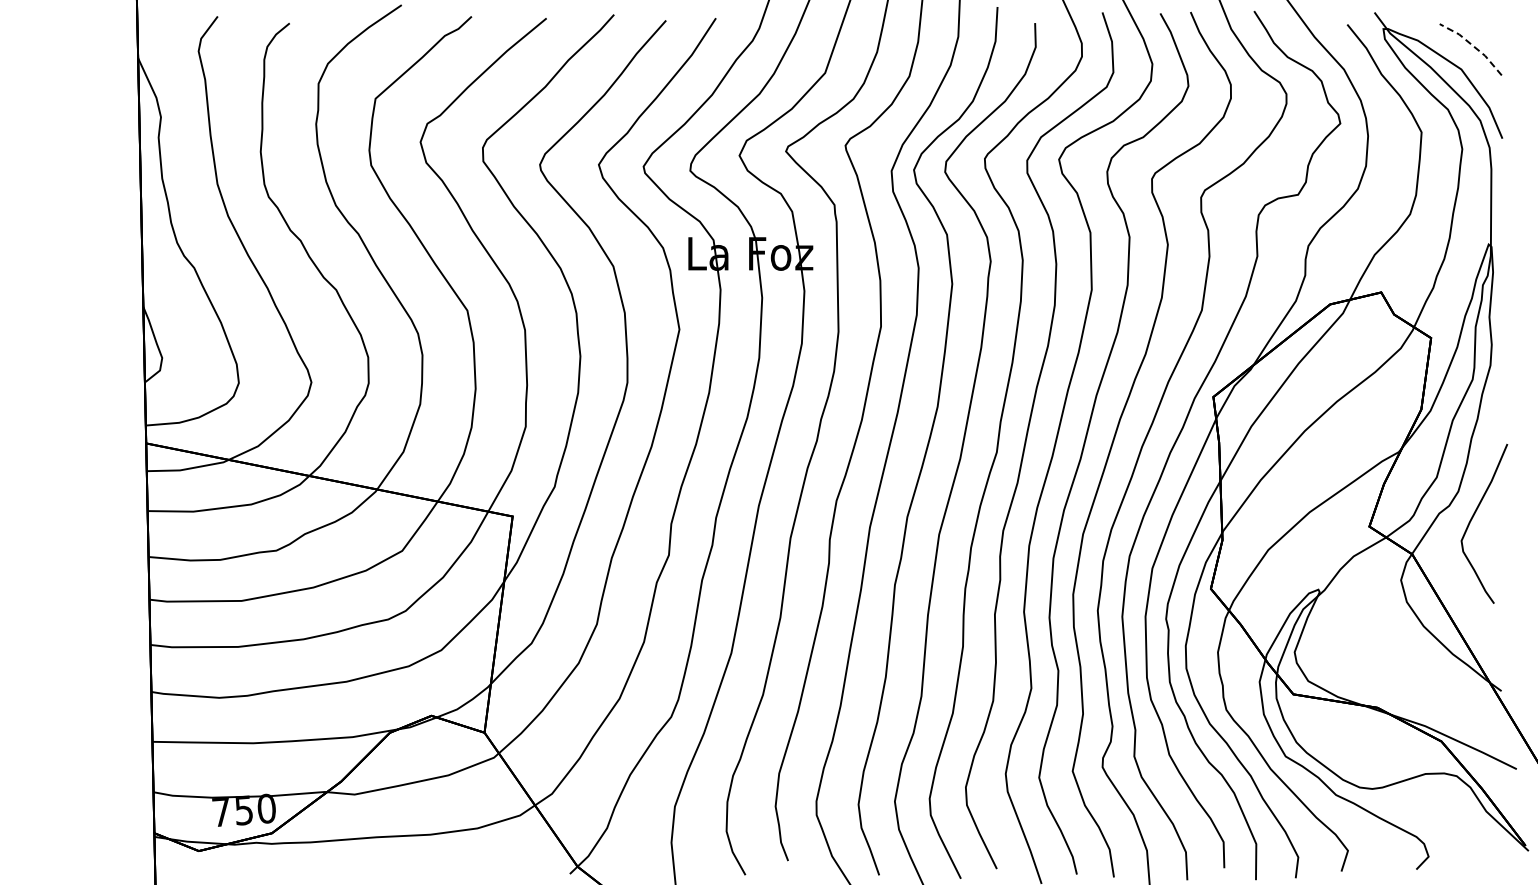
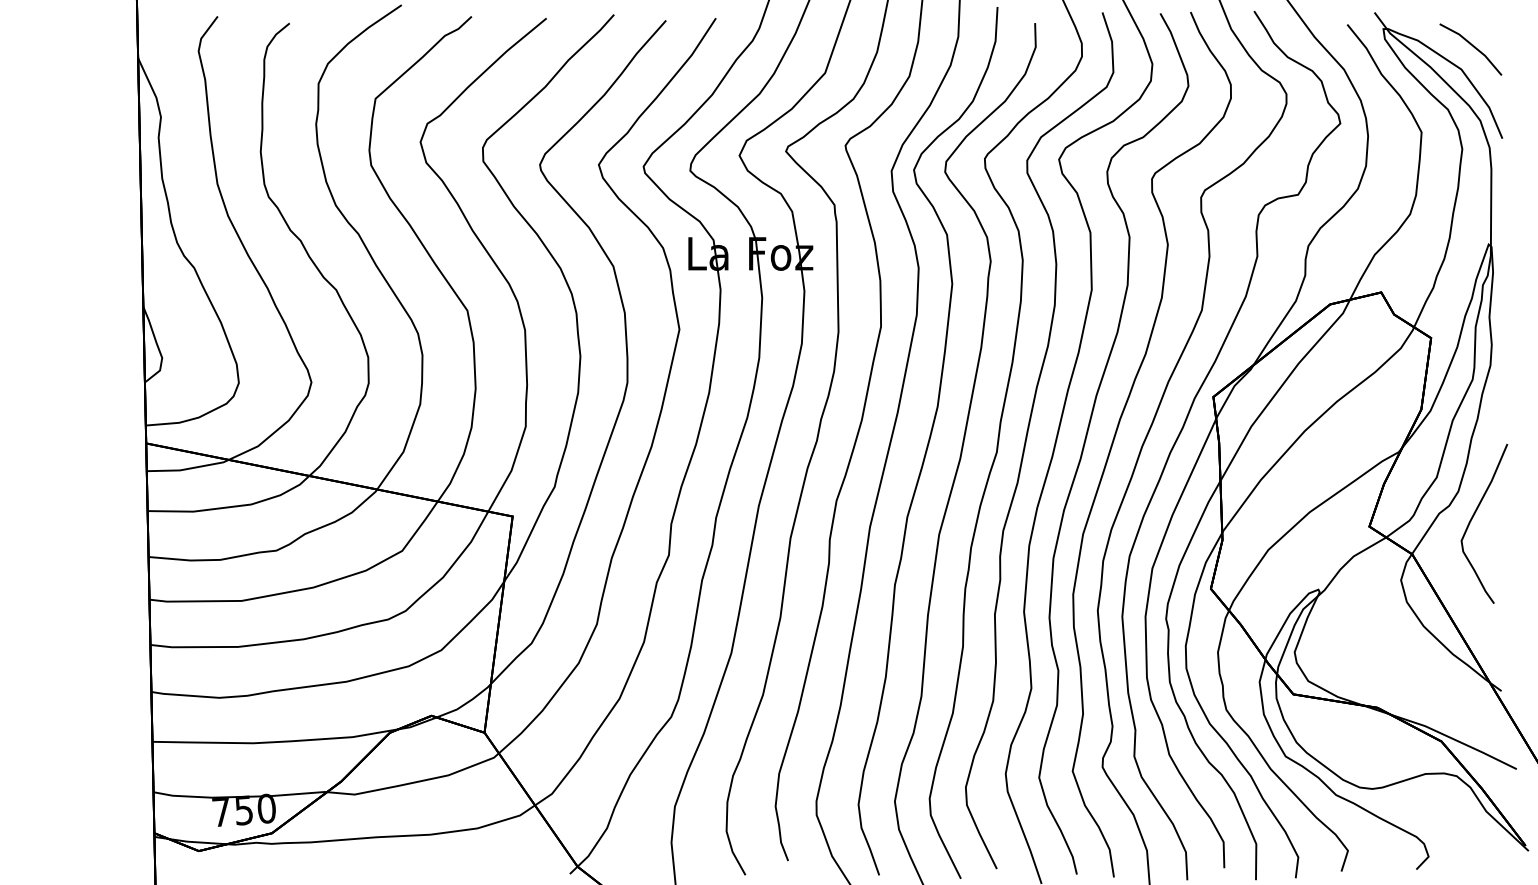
line: dashed -> solid (1472, 45)
